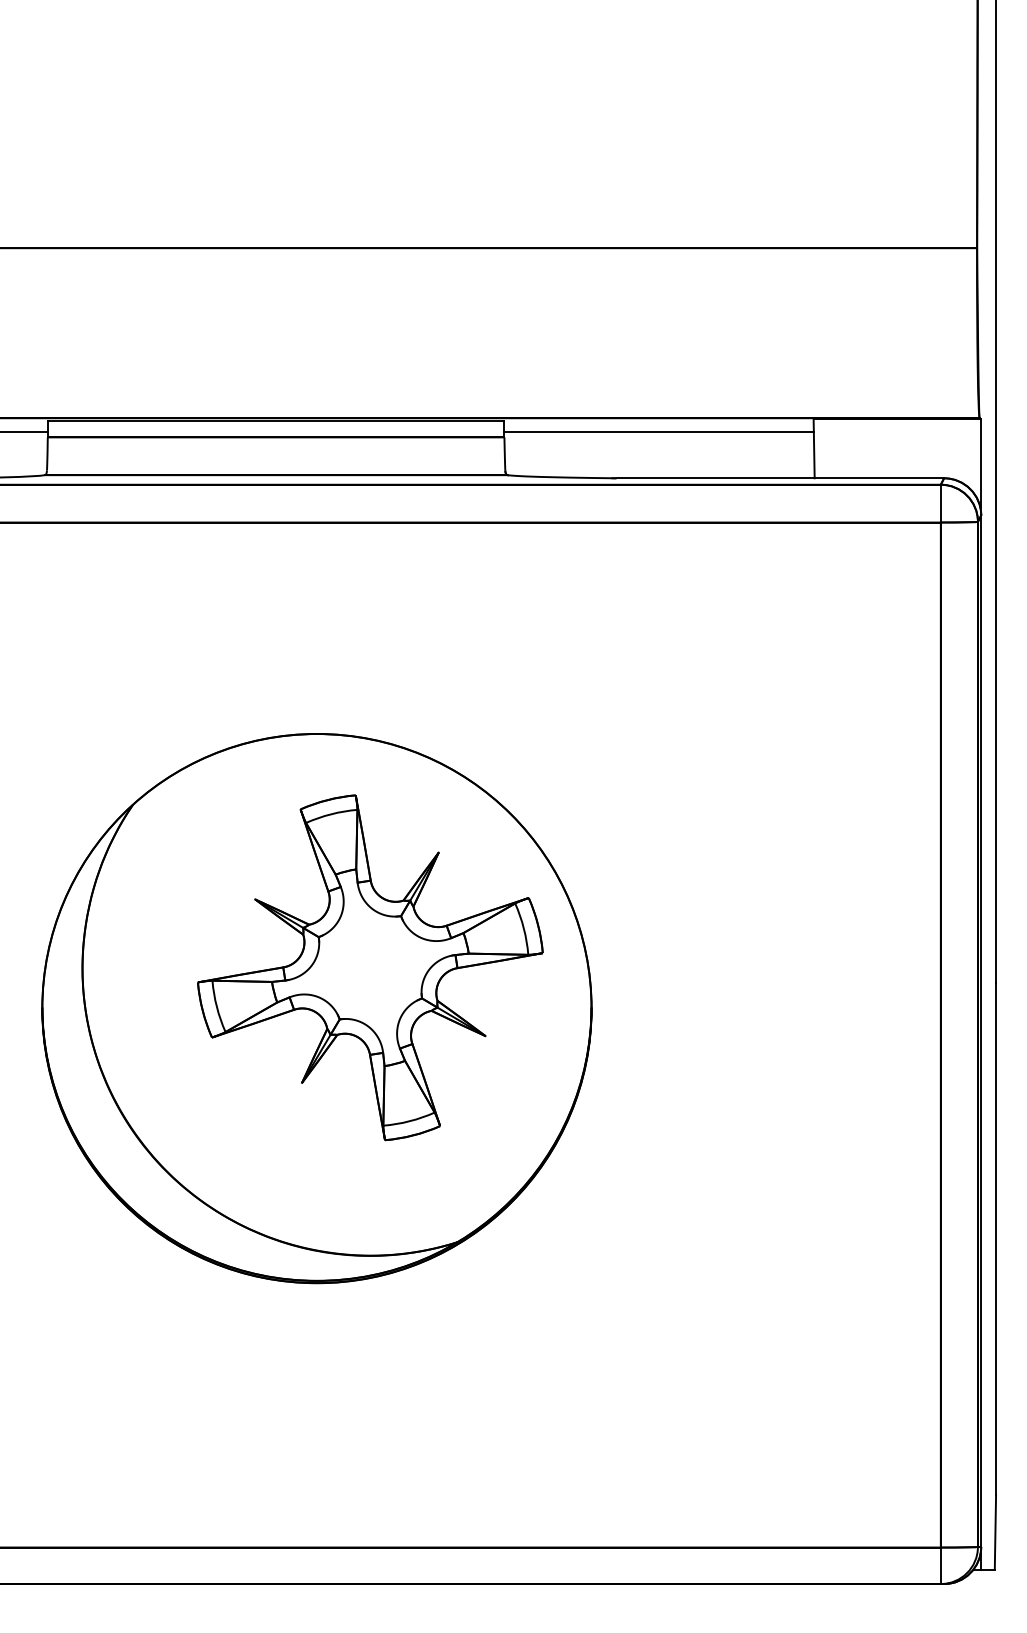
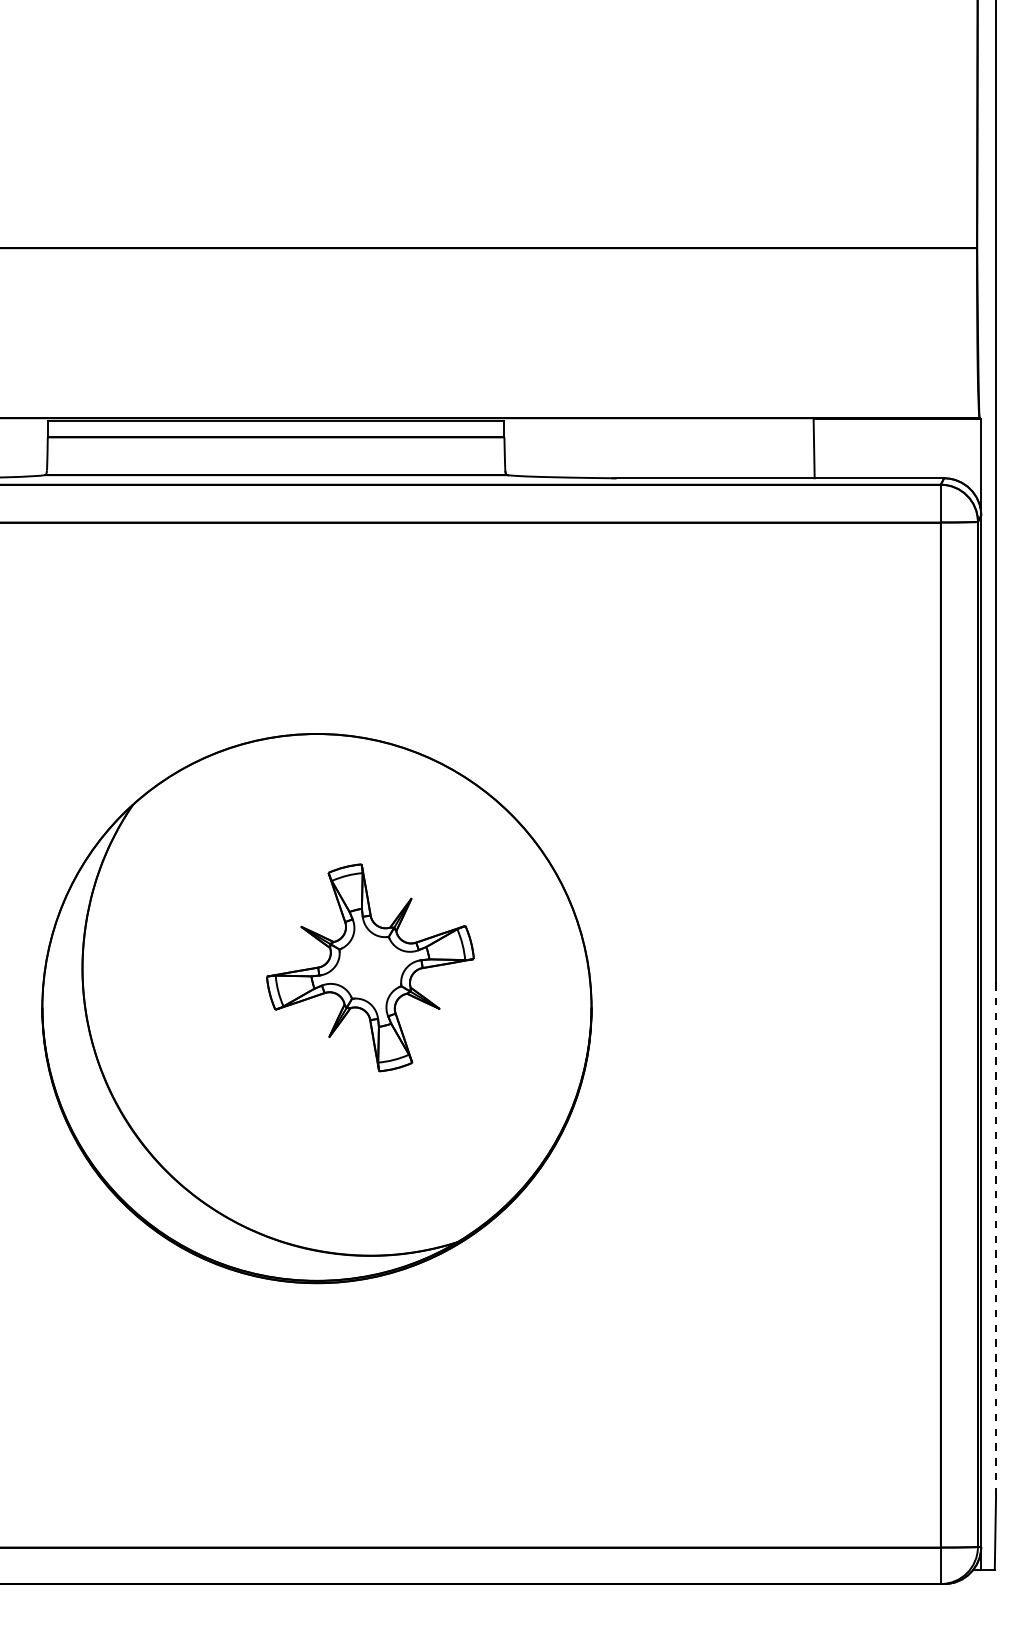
line: present -> none (24, 432)
line: present -> none (658, 432)
part size: 347x348 px -> 209x210 px (370, 967)
line: solid -> dashed (996, 1239)
